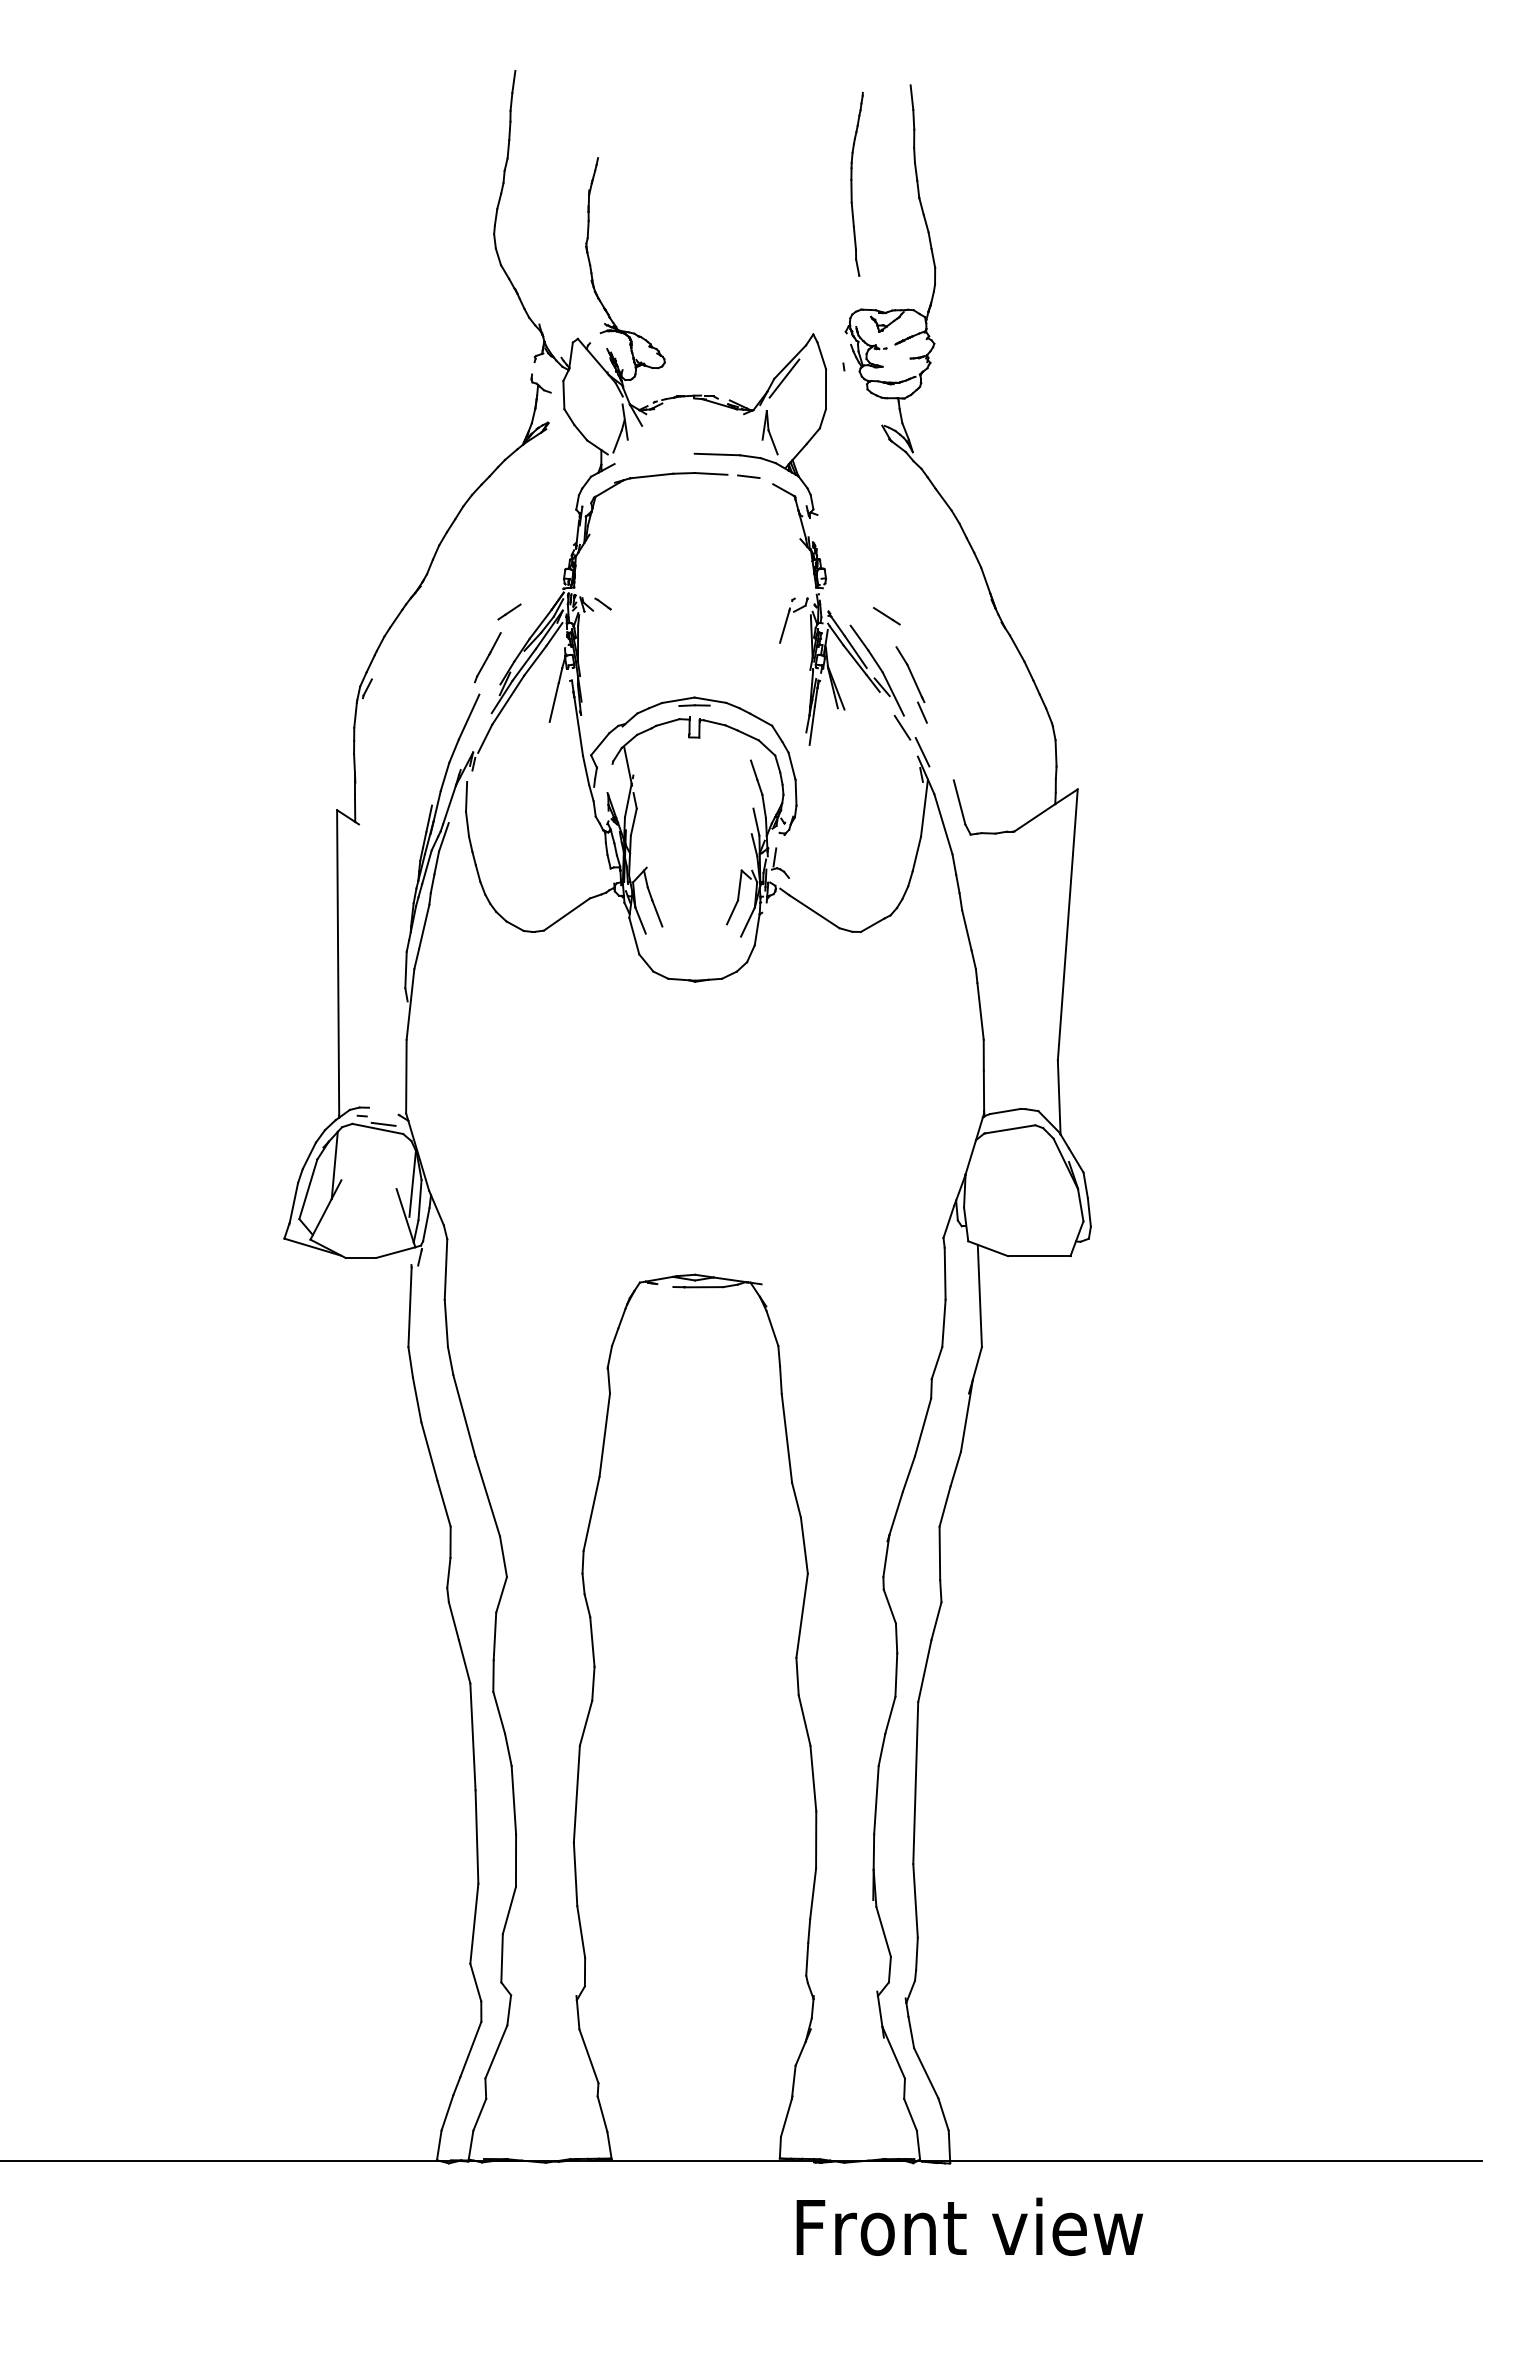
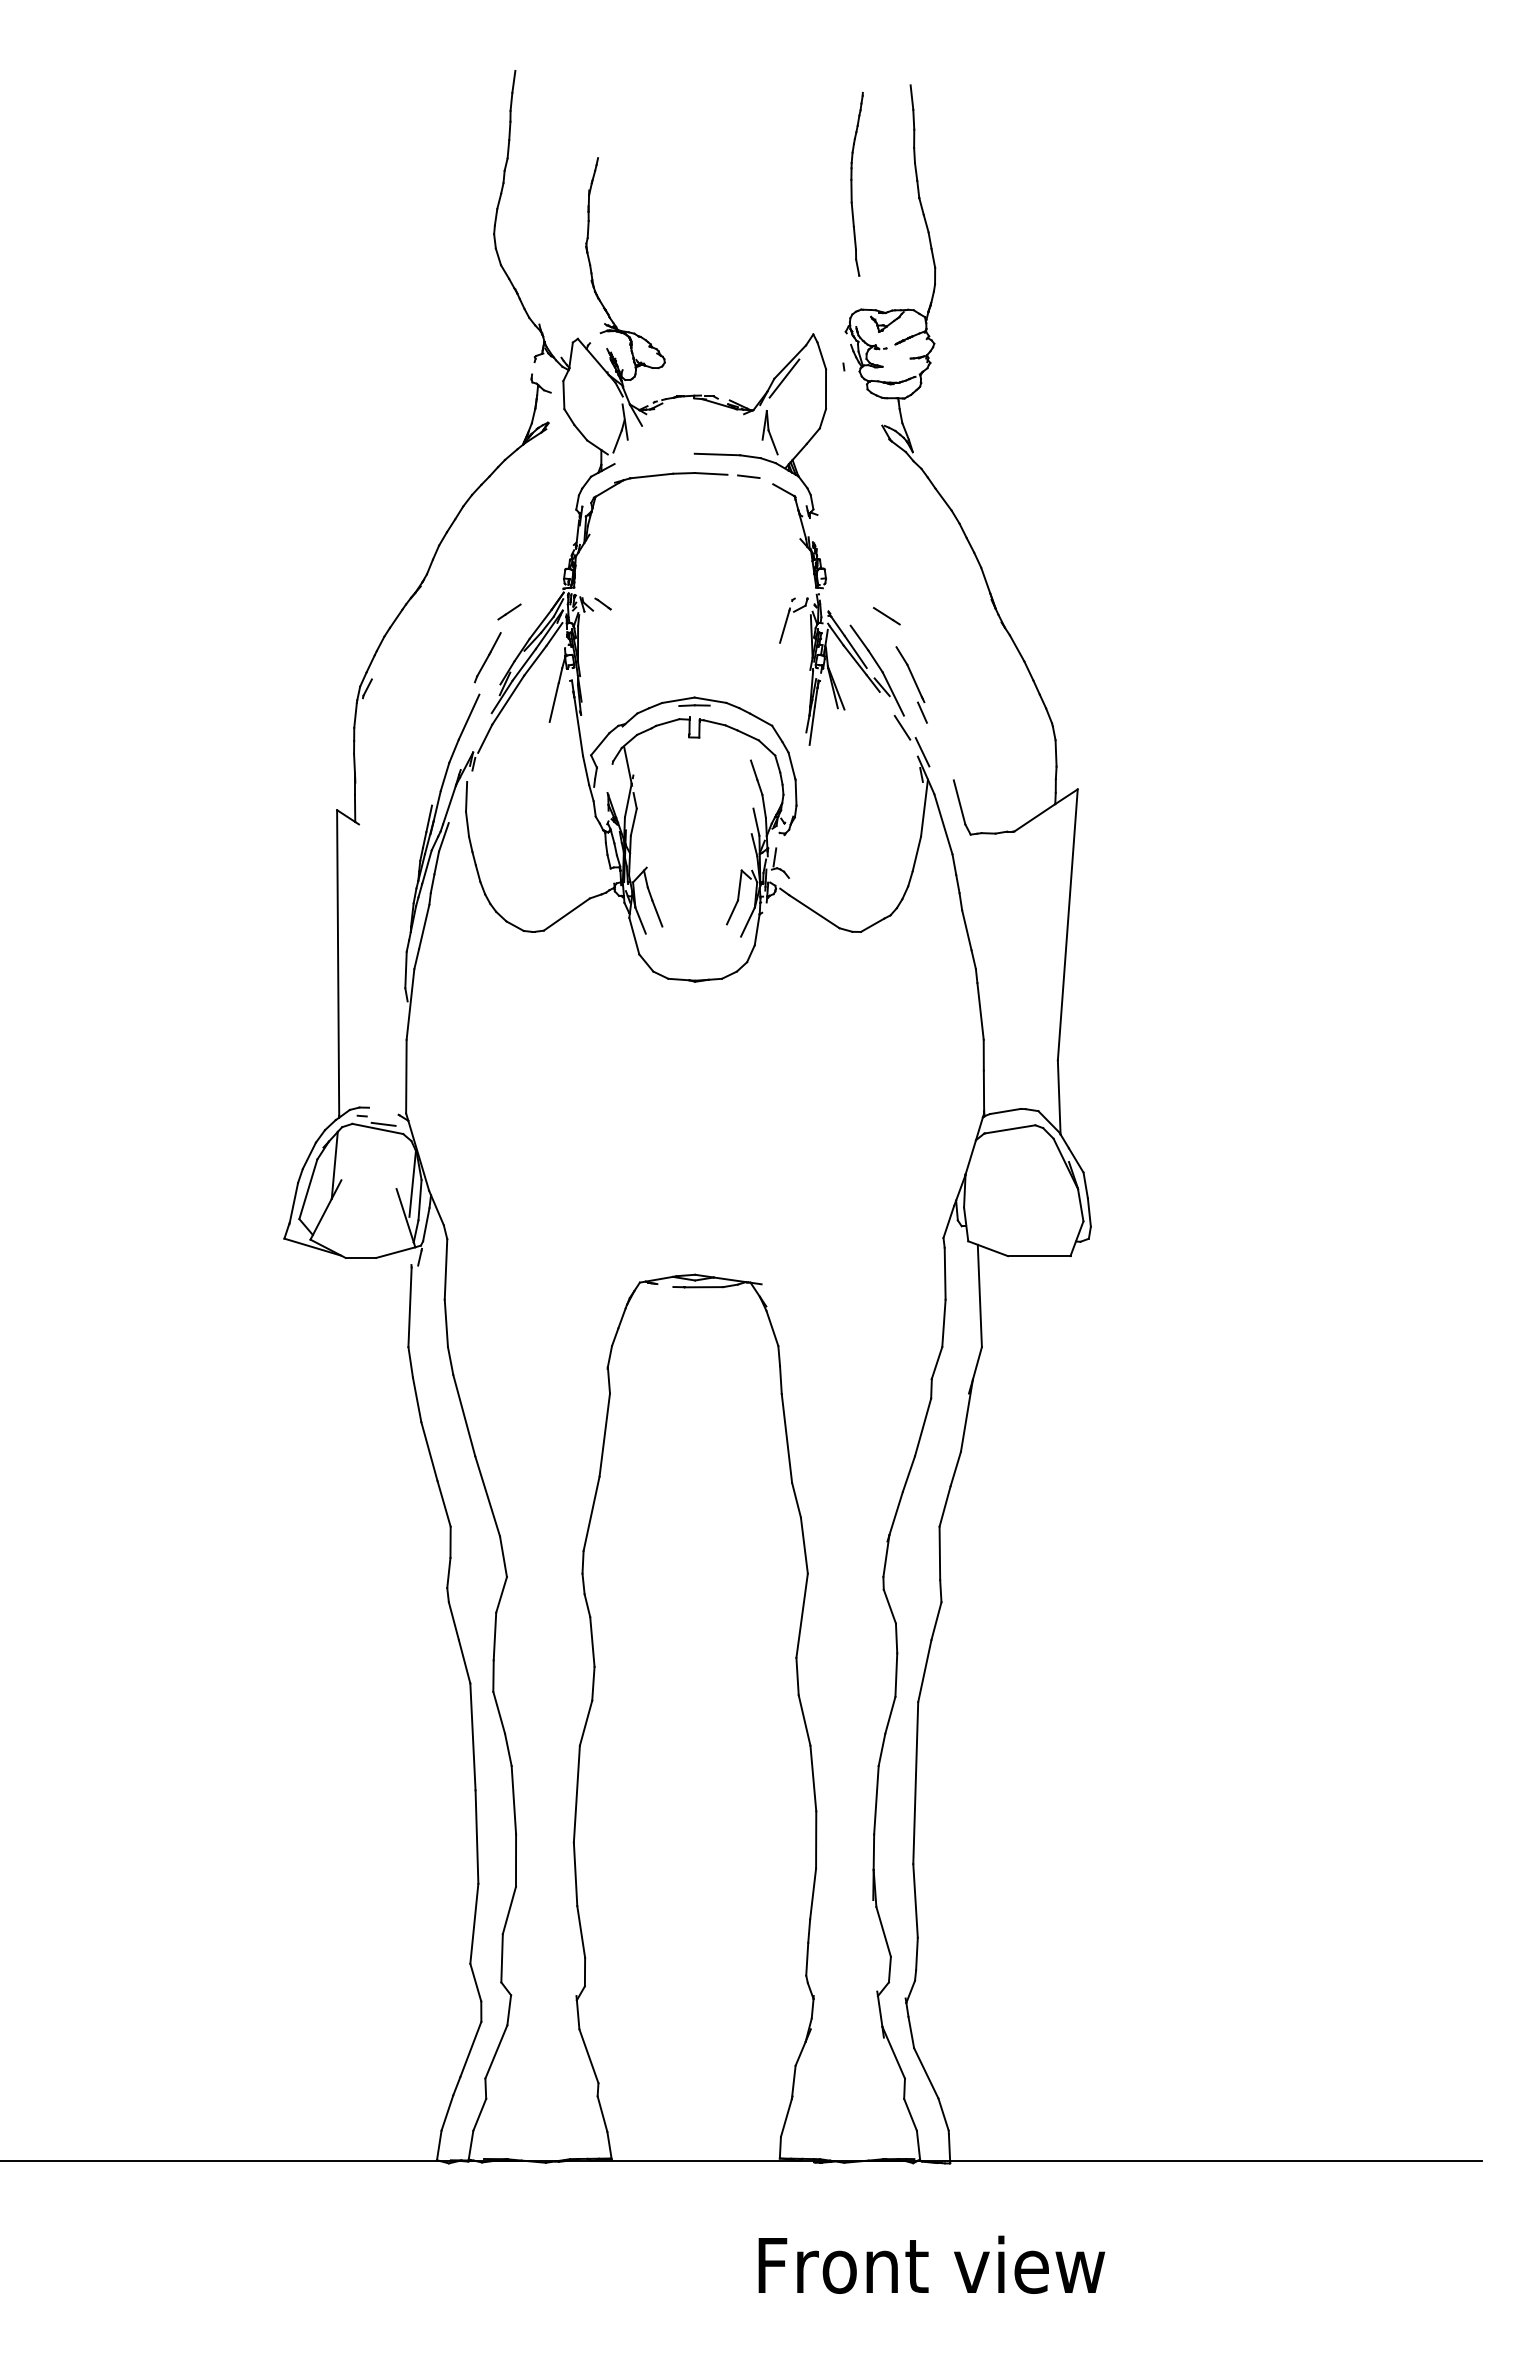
text position: (969, 2226) -> (931, 2264) (931, 2264)
